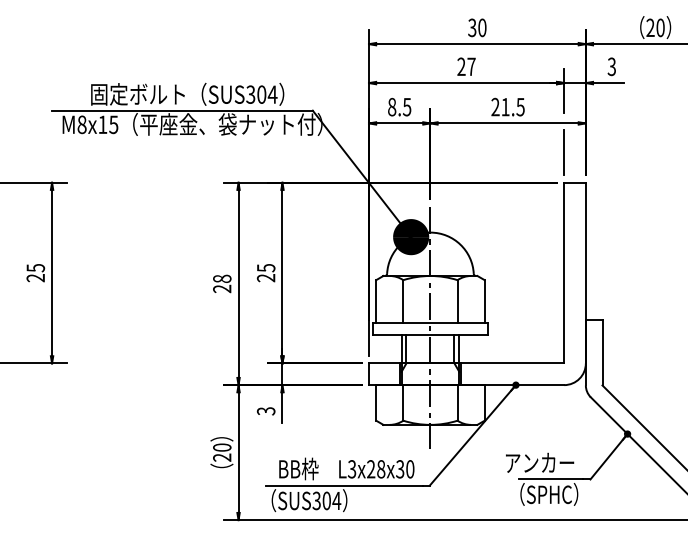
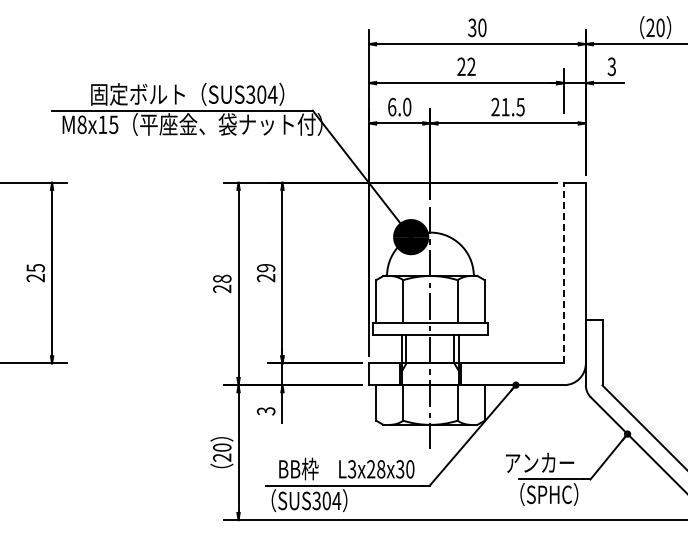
text: 27 -> 22 (471, 66)
text: 8.5 -> 6.0 (399, 106)
line: present -> none (564, 152)
text: 25 -> 29 (265, 268)
line: solid -> dashed (564, 272)
